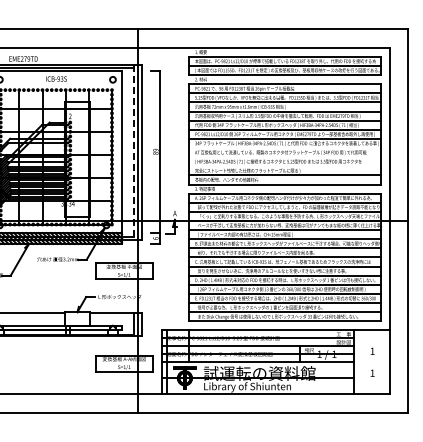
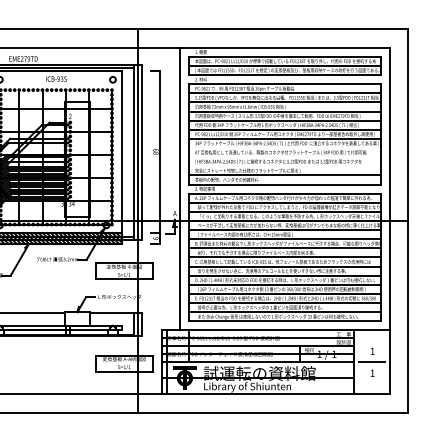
line: dashed -> solid (133, 153)
line: none -> present (180, 188)
line: none -> present (371, 362)
